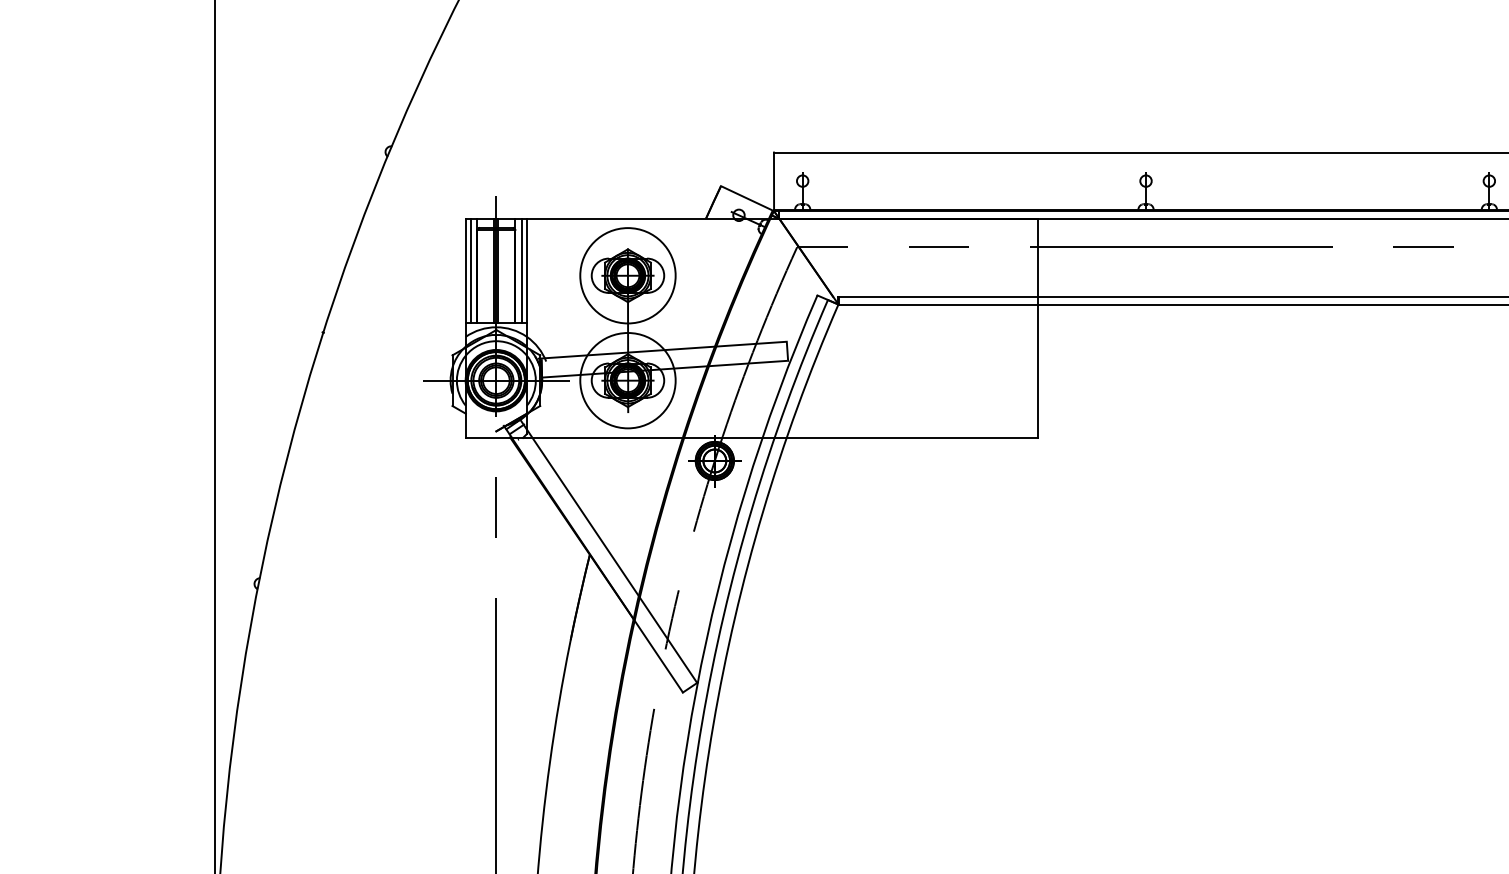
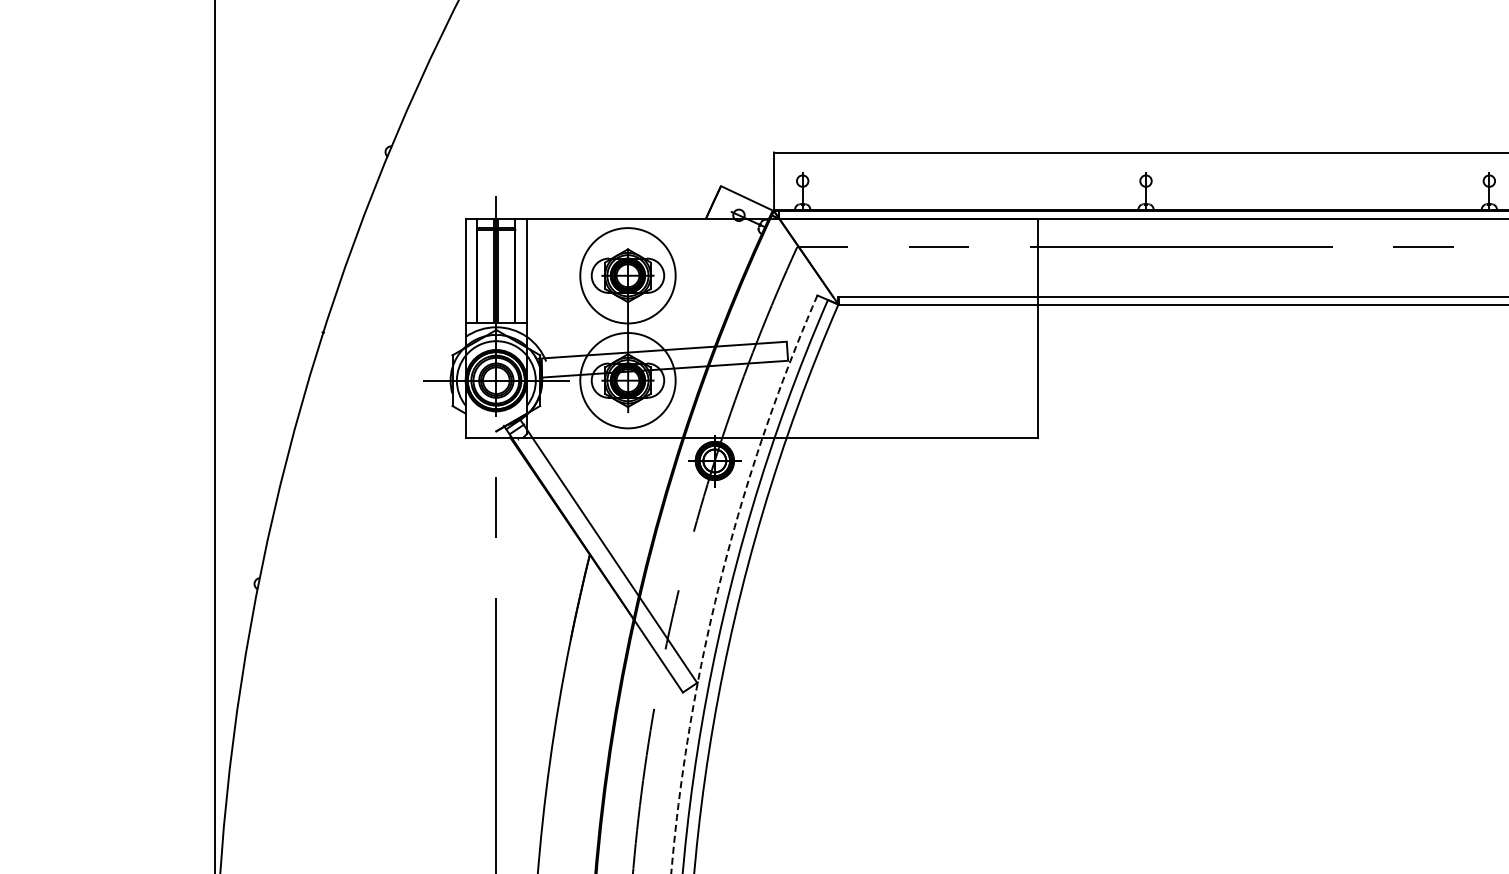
line: present -> none (470, 270)
line: present -> none (521, 270)
arc: solid -> dashed (721, 578)
